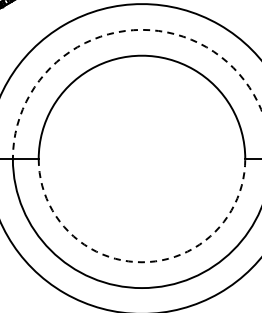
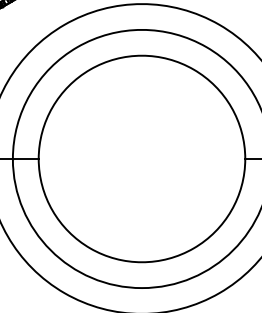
arc: dashed -> solid (117, 32)
arc: dashed -> solid (141, 262)
